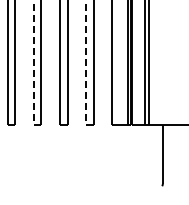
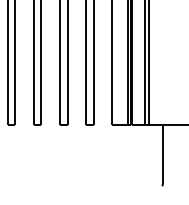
line: dashed -> solid (33, 63)
line: dashed -> solid (86, 63)
